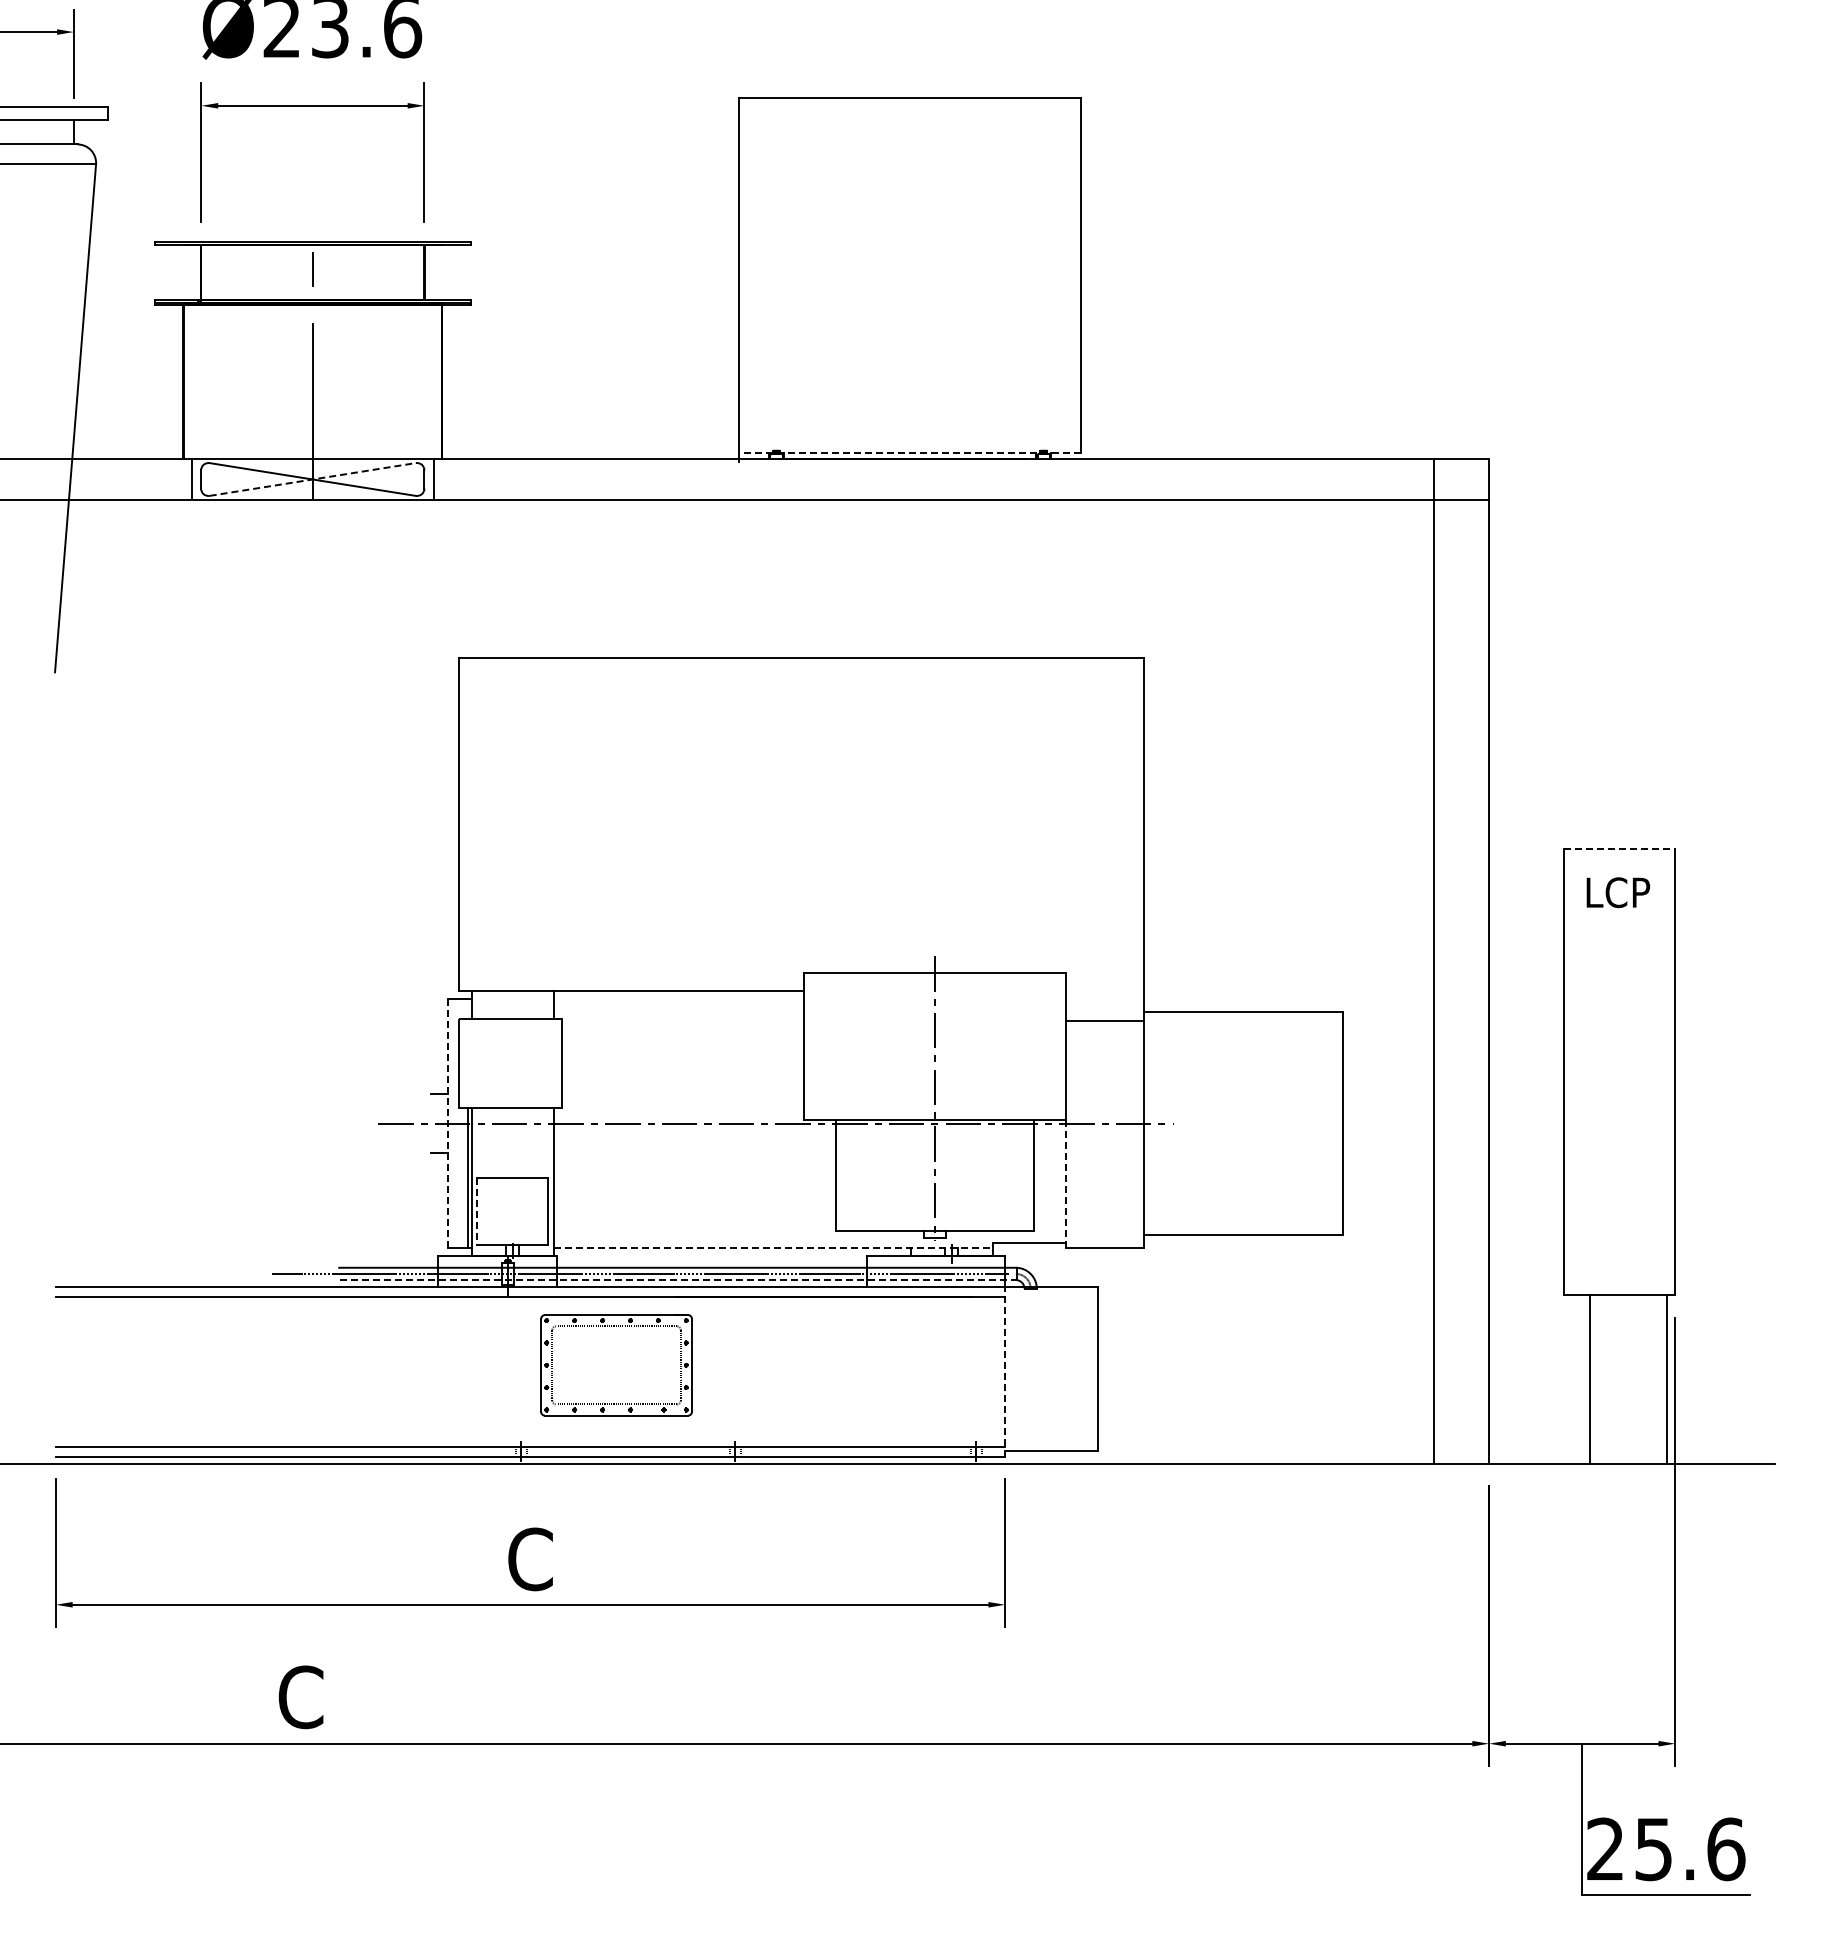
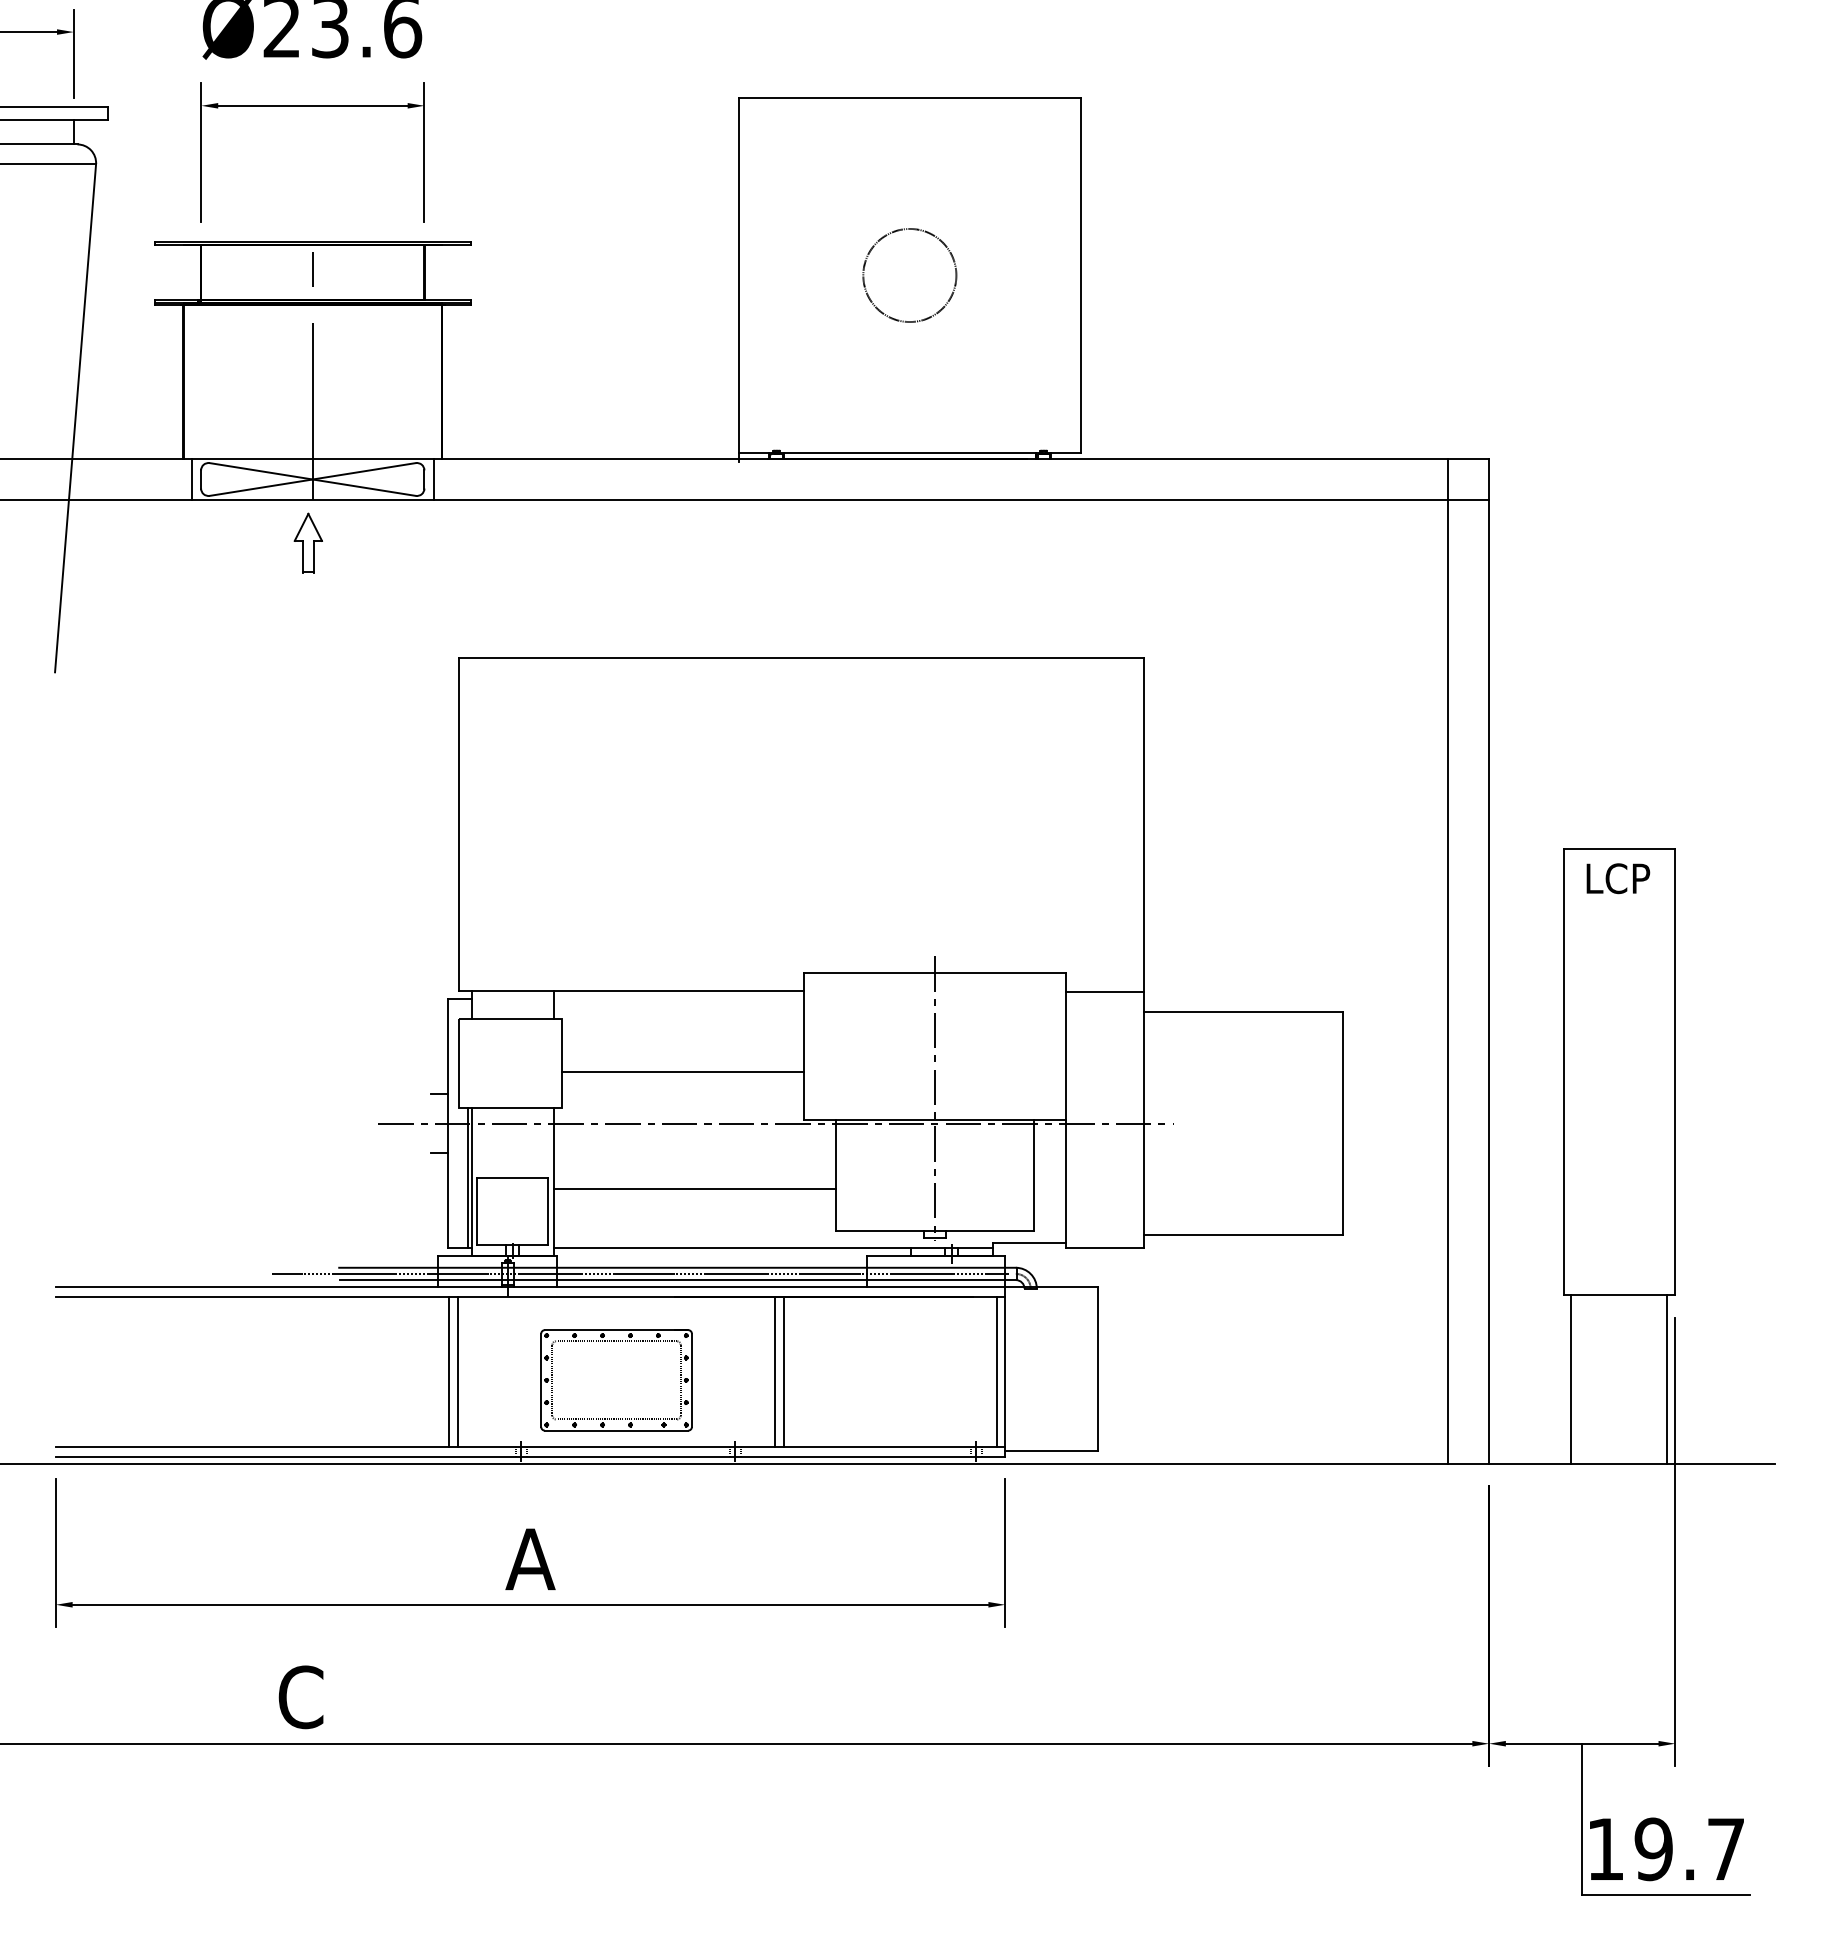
circle: none -> present (909, 275)
line: dashed -> solid (909, 453)
line: dashed -> solid (313, 479)
part: none -> present (307, 542)
line: dashed -> solid (1619, 848)
text position: (1618, 892) -> (1618, 878) (1618, 878)
line position: (1434, 961) -> (1448, 961) (1448, 961)
line position: (1105, 1021) -> (1105, 992) (1105, 992)
line: none -> present (682, 1072)
line: dashed -> solid (447, 1123)
line: dashed -> solid (1066, 1184)
line: none -> present (694, 1189)
line: dashed -> solid (477, 1211)
line: dashed -> solid (773, 1248)
line: dashed -> solid (678, 1280)
part position: (616, 1365) -> (616, 1380) (616, 1380)
line: none -> present (449, 1371)
line: none -> present (458, 1371)
line: none -> present (774, 1371)
line: none -> present (784, 1371)
line: none -> present (996, 1371)
line: dashed -> solid (1005, 1372)
line position: (1589, 1379) -> (1570, 1379) (1570, 1379)
text: C -> A (530, 1559)
text: 25.6 -> 19.7 (1666, 1849)
